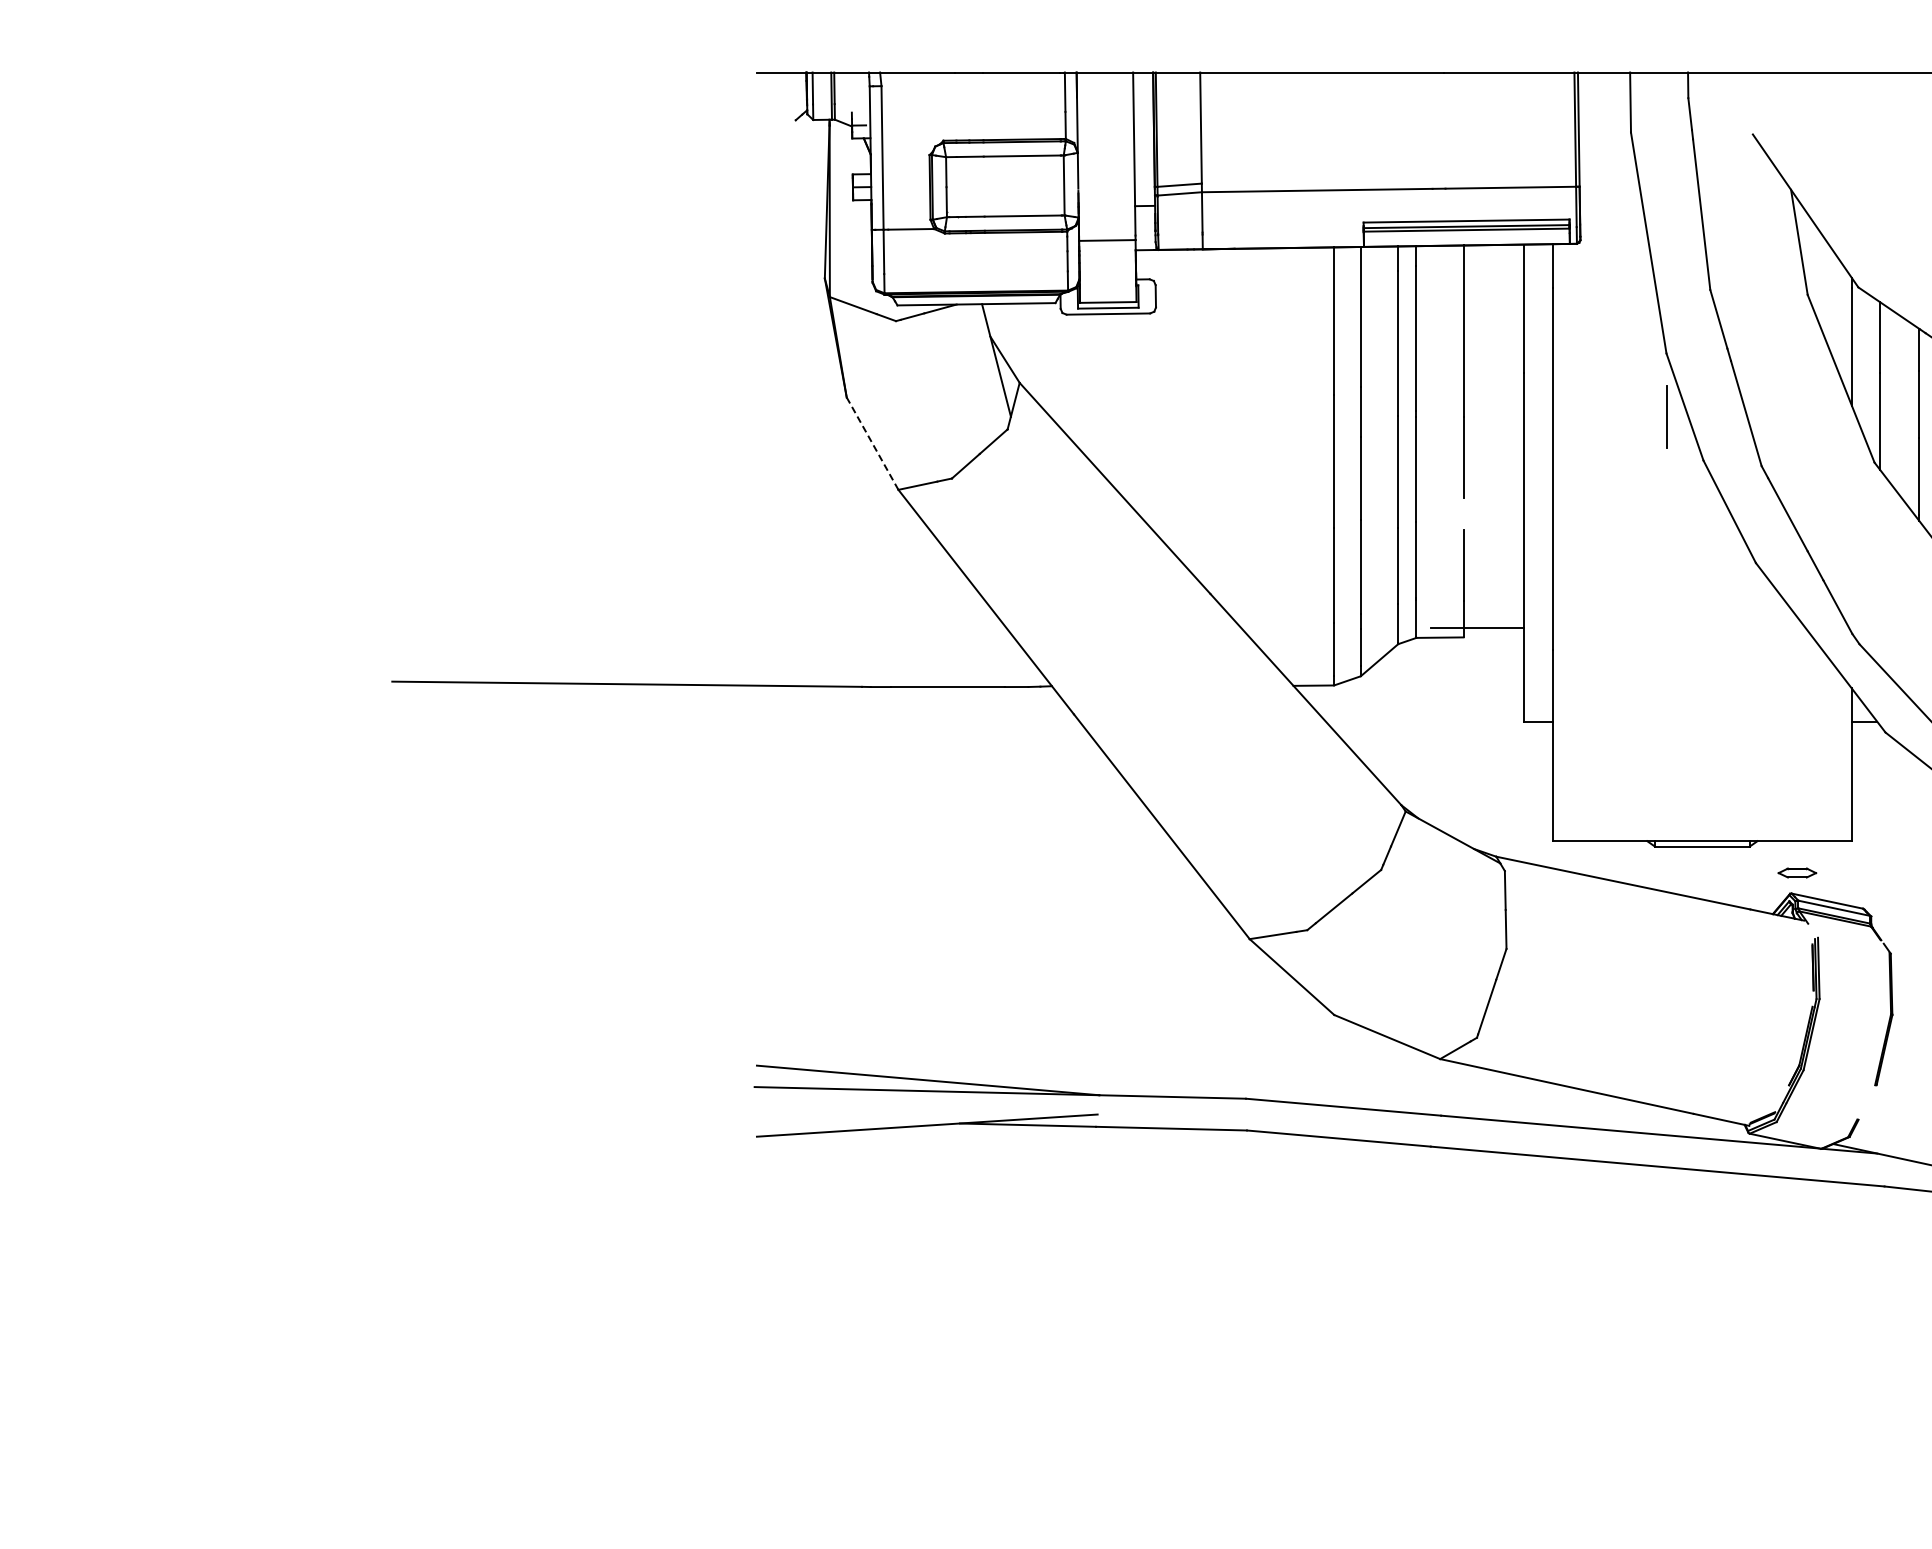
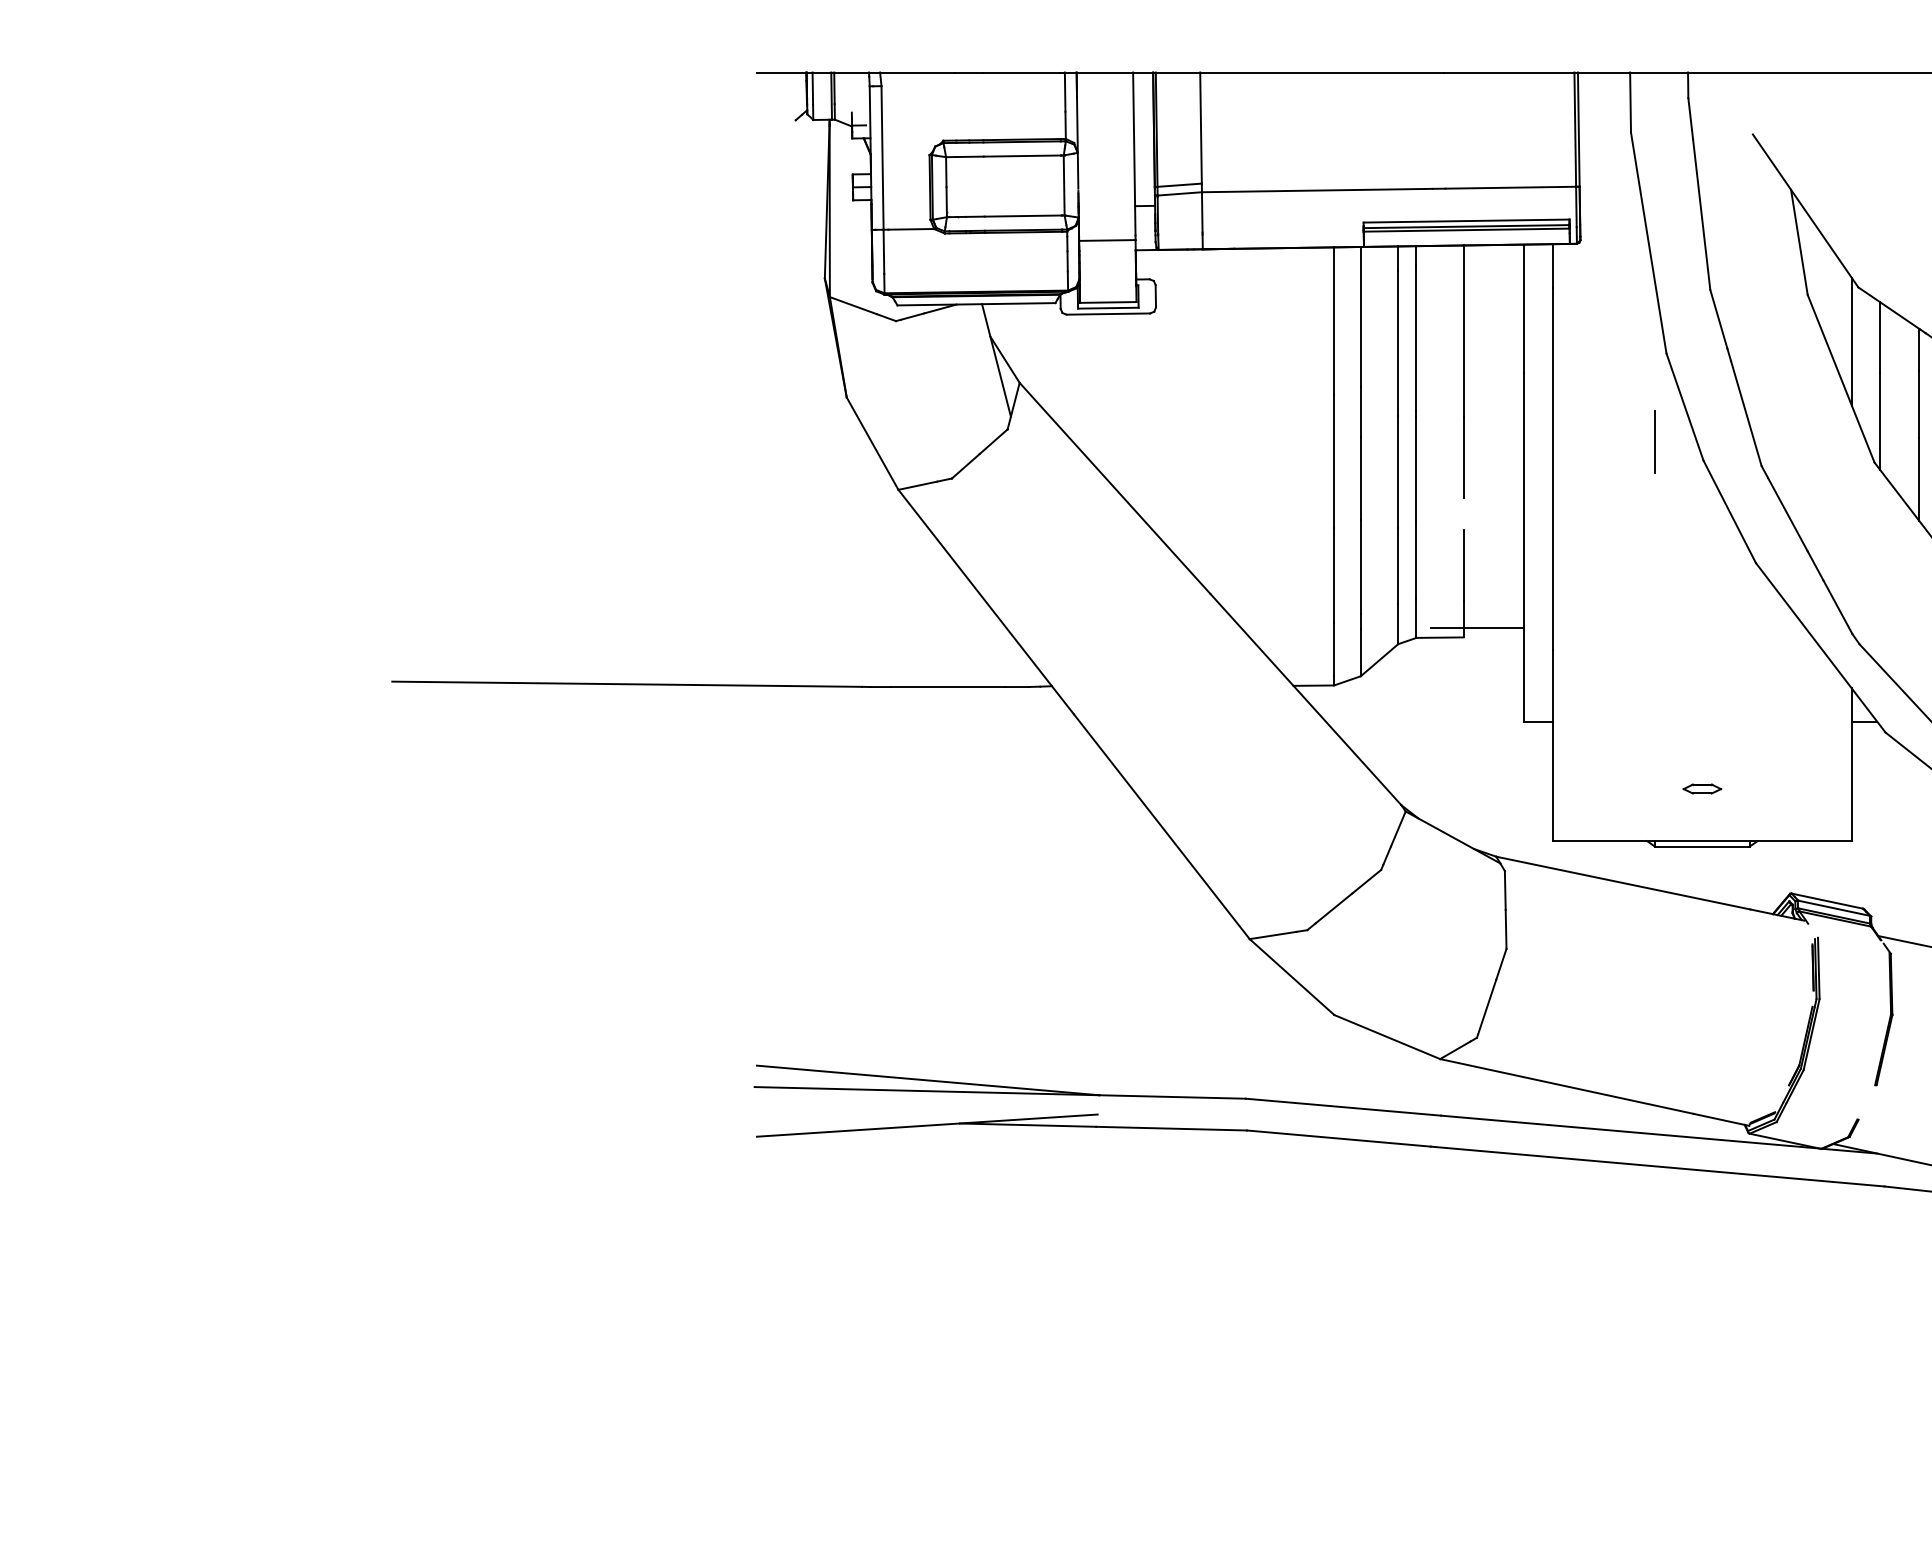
line position: (1666, 416) -> (1654, 441) (1654, 441)
line: dashed -> solid (872, 443)
part position: (1797, 872) -> (1702, 788) (1702, 788)
line: none -> present (1903, 941)
